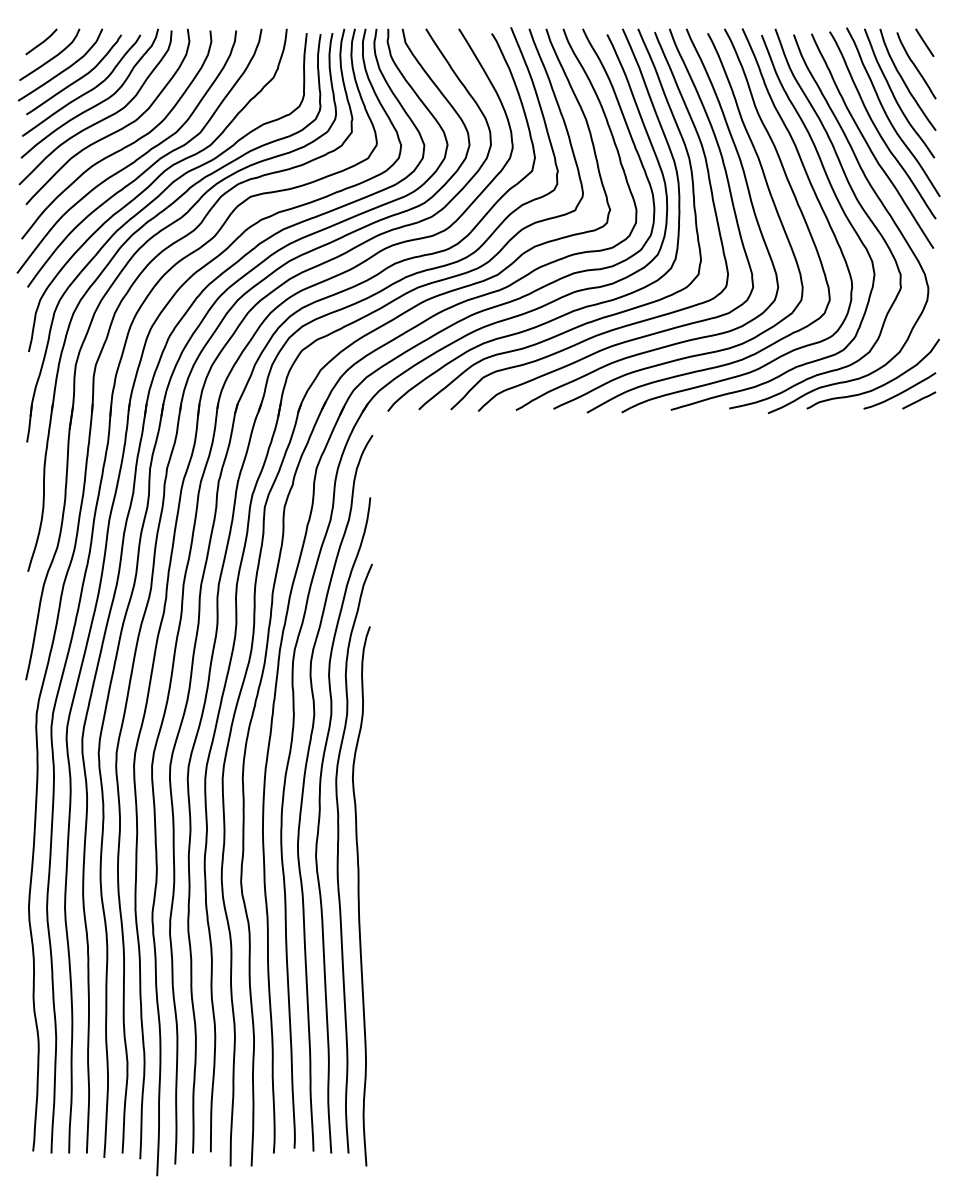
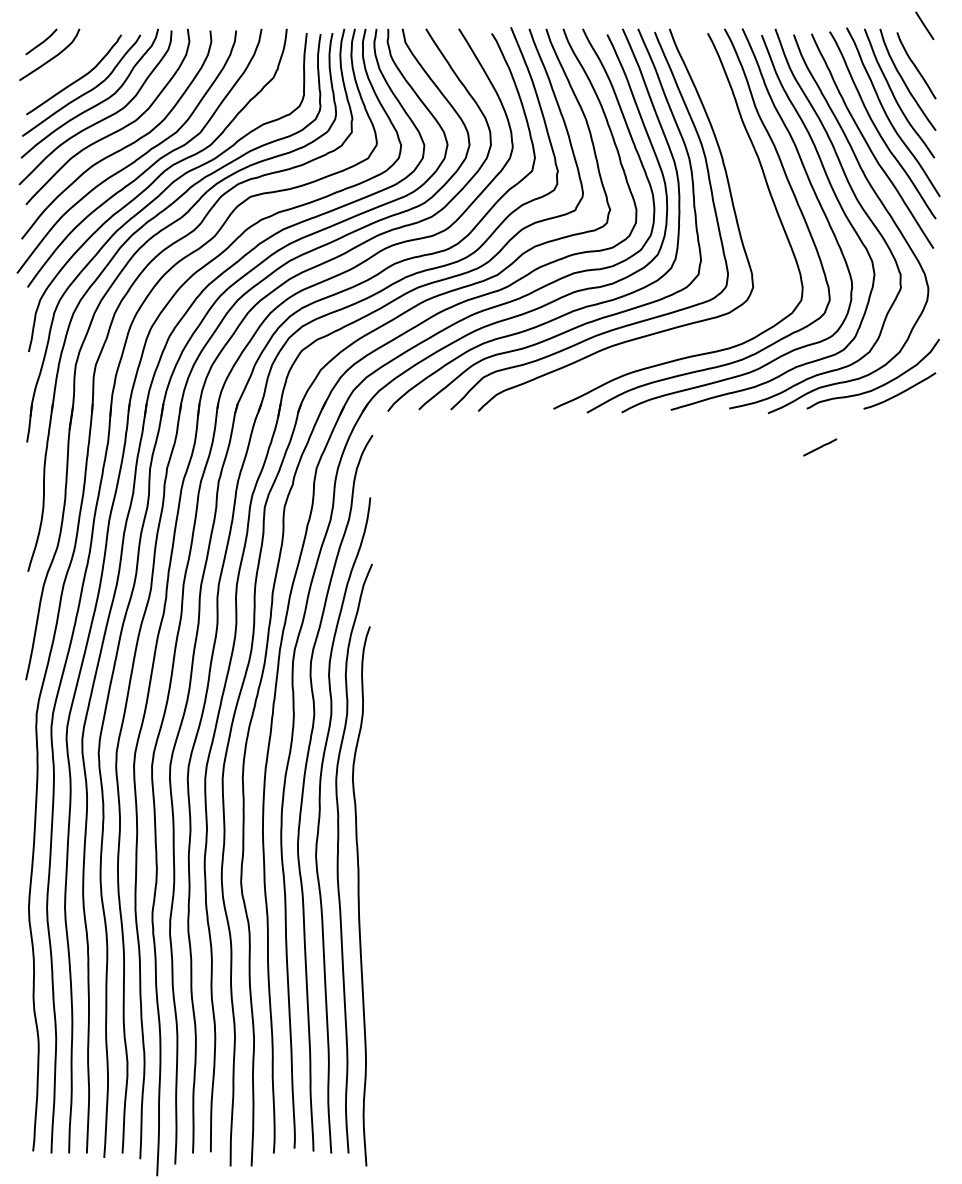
line position: (924, 42) -> (924, 25) (924, 25)
curve: present -> none (62, 70)
curve: present -> none (749, 199)
line position: (919, 400) -> (820, 447) (820, 447)
